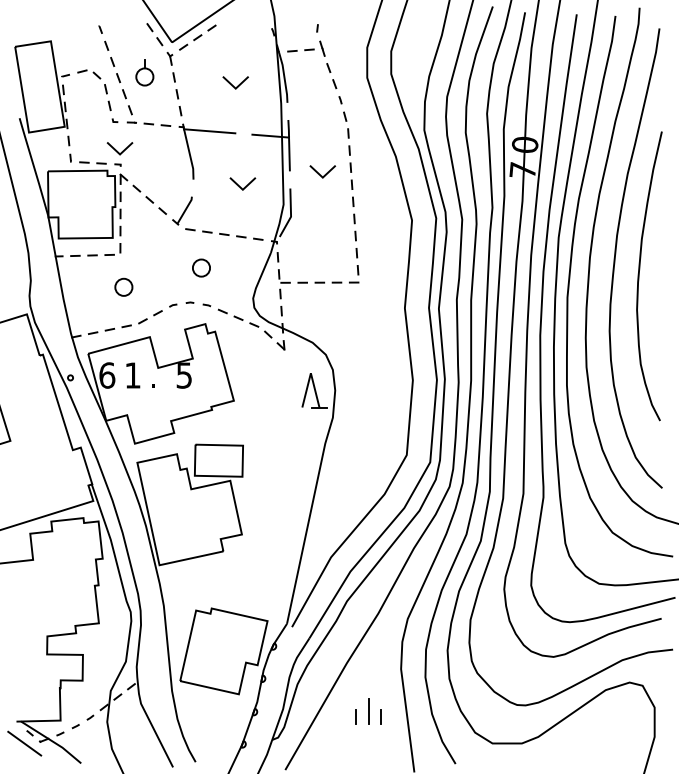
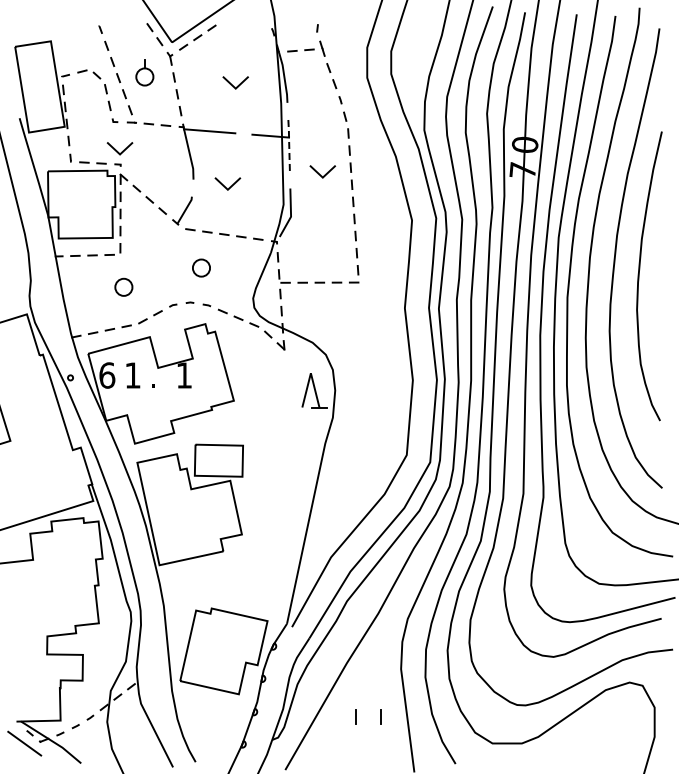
line: solid -> dashed (289, 144)
line position: (239, 185) -> (224, 185) (224, 185)
text: 5 -> 1 (183, 375)
line: present -> none (368, 711)
